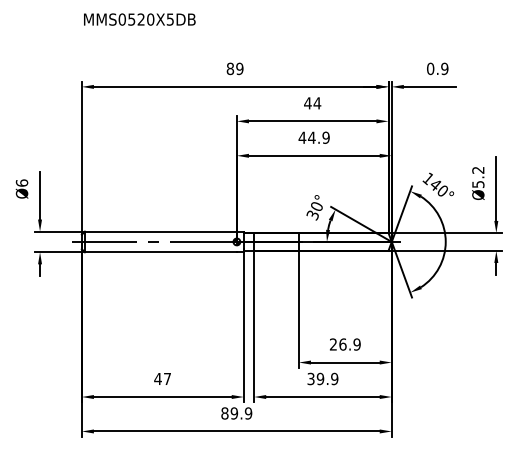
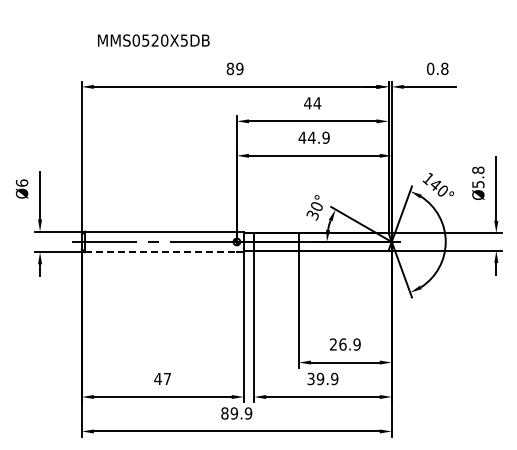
text position: (139, 19) -> (153, 40) (153, 40)
text: 0.9 -> 0.8 (444, 69)
text: Ø5.2 -> Ø5.8 (478, 169)
line: solid -> dashed (160, 252)
